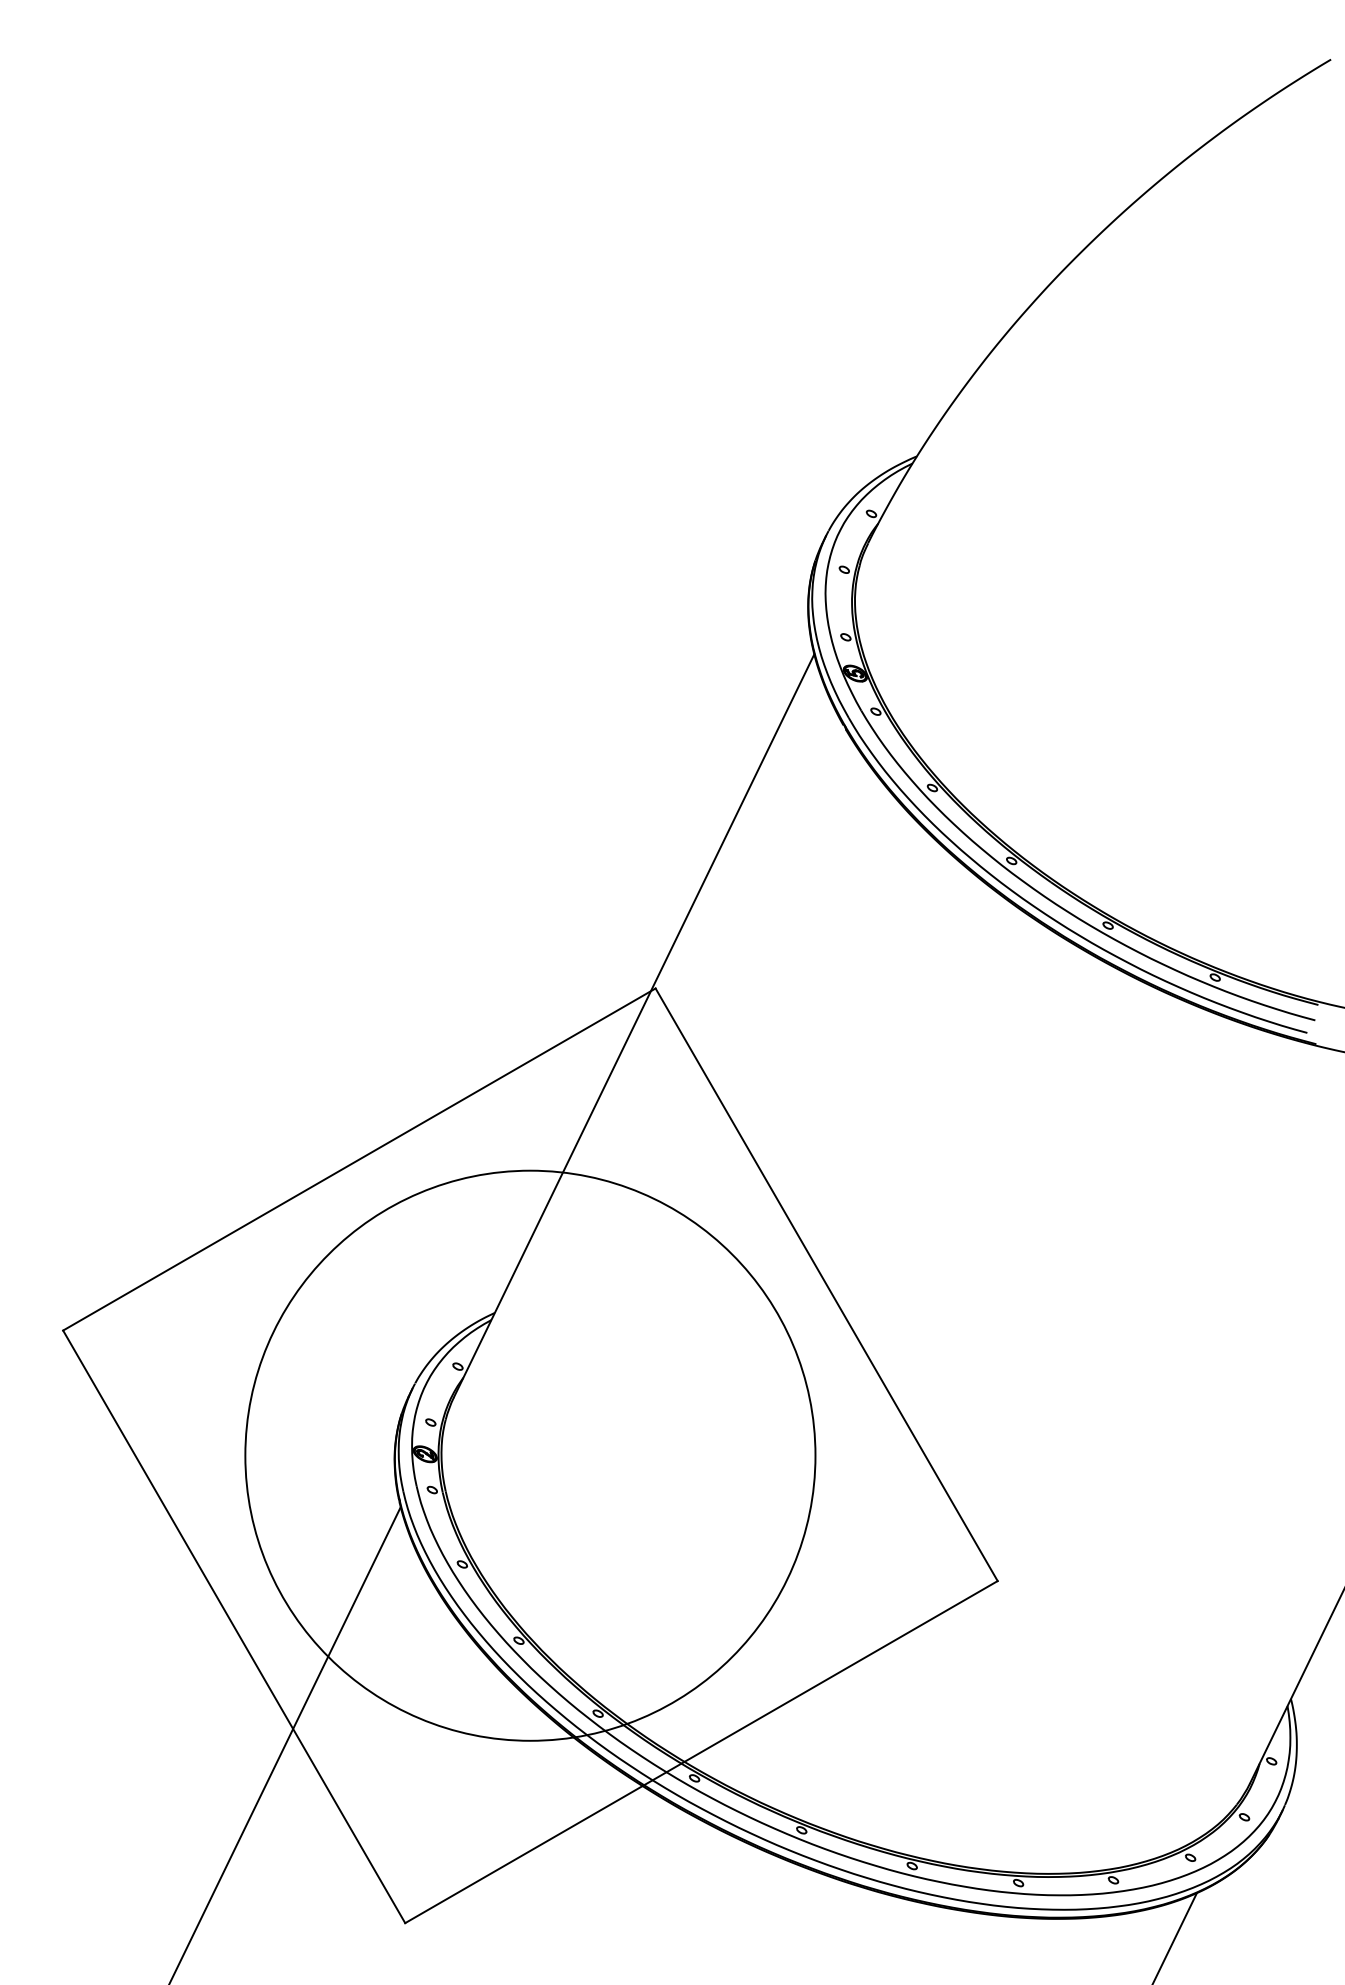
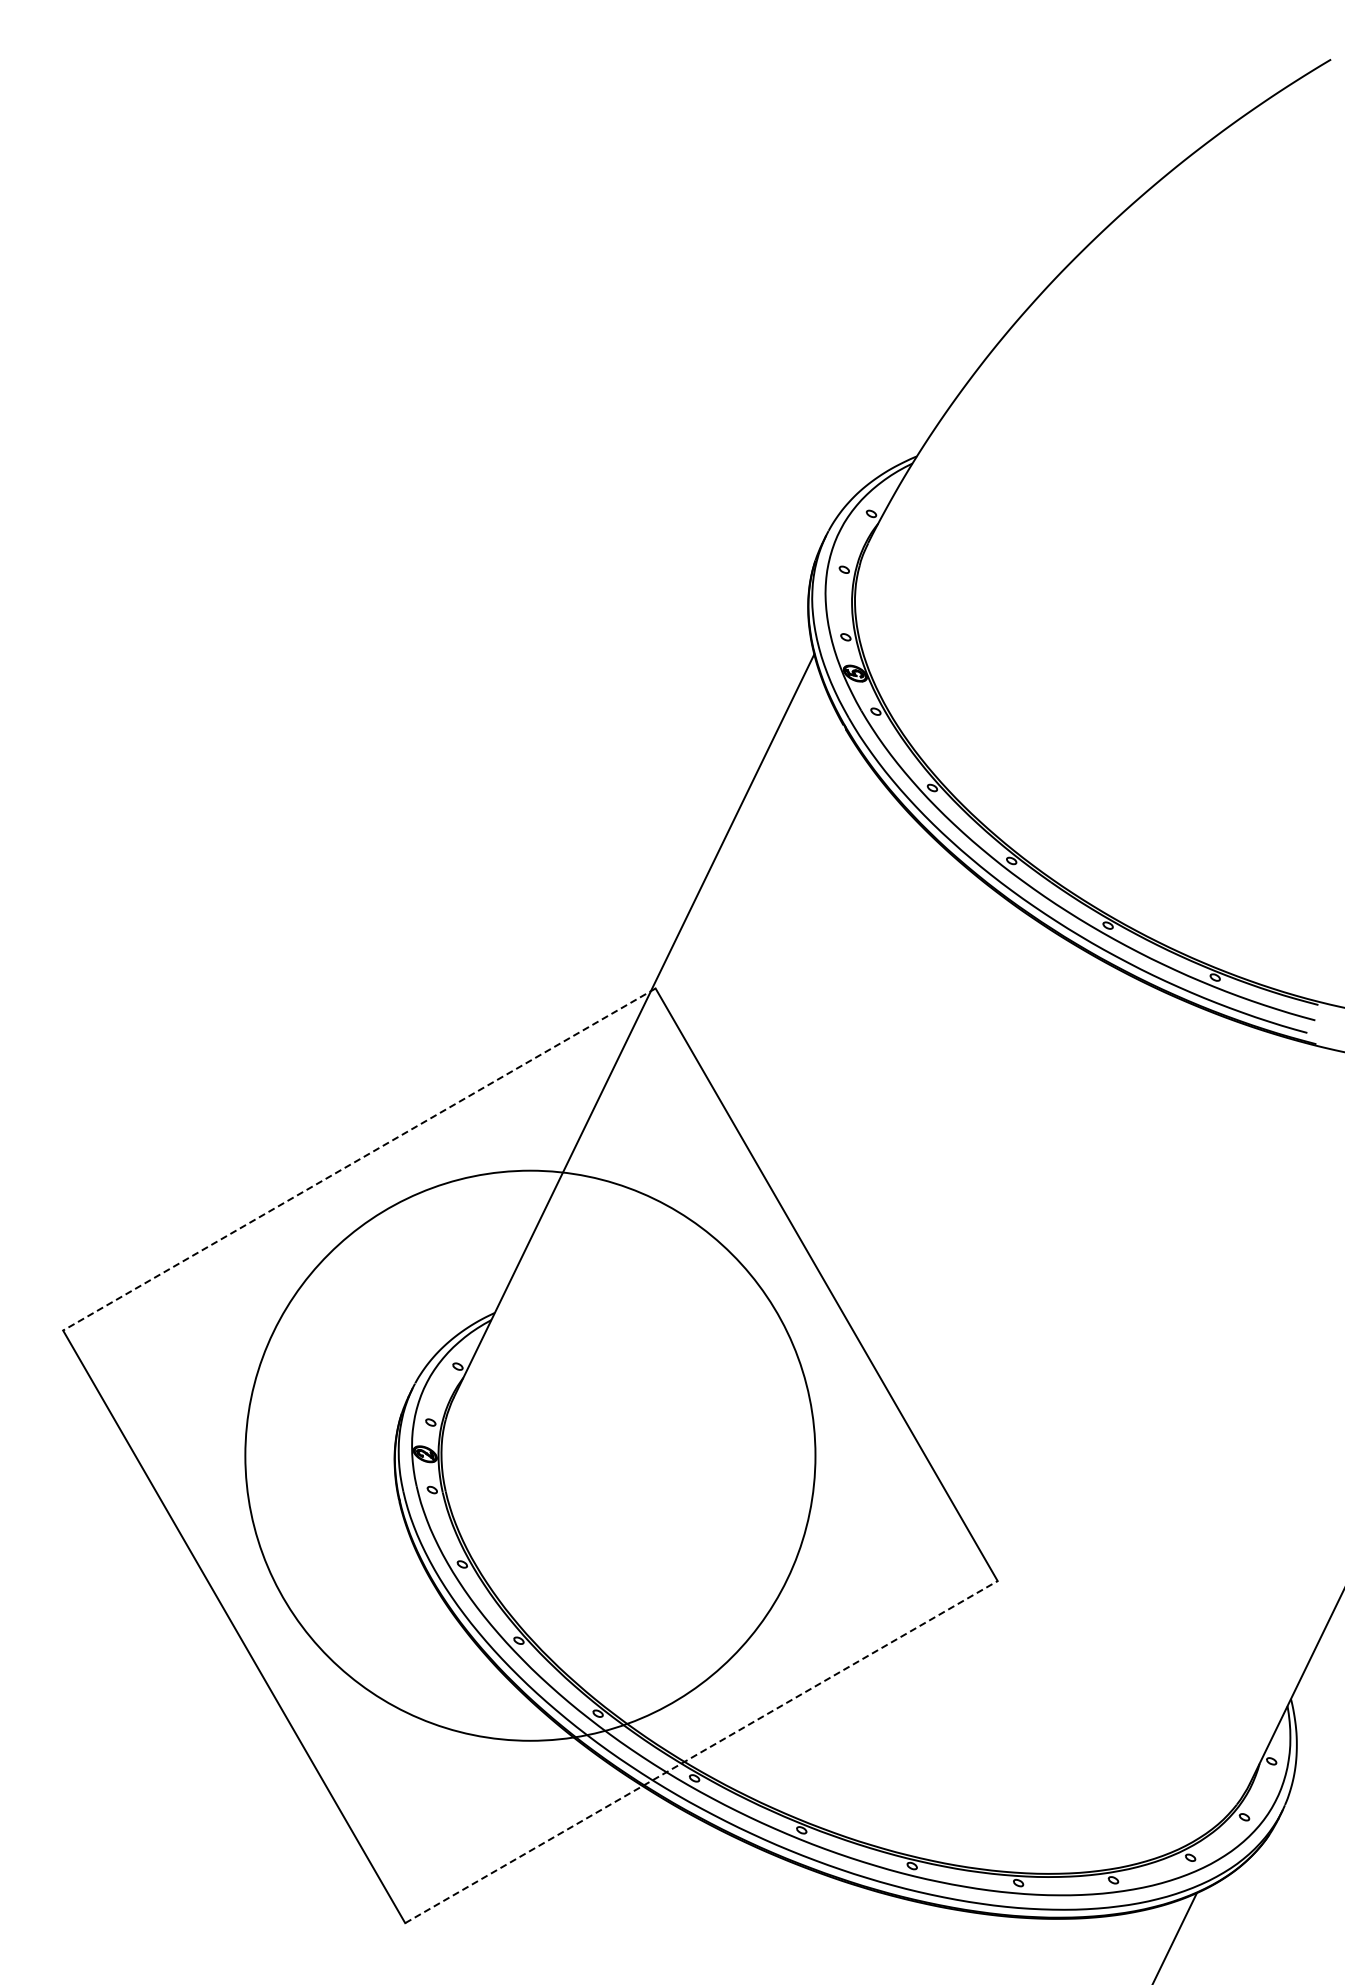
line: solid -> dashed (358, 1159)
line: present -> none (285, 1744)
line: solid -> dashed (701, 1751)
